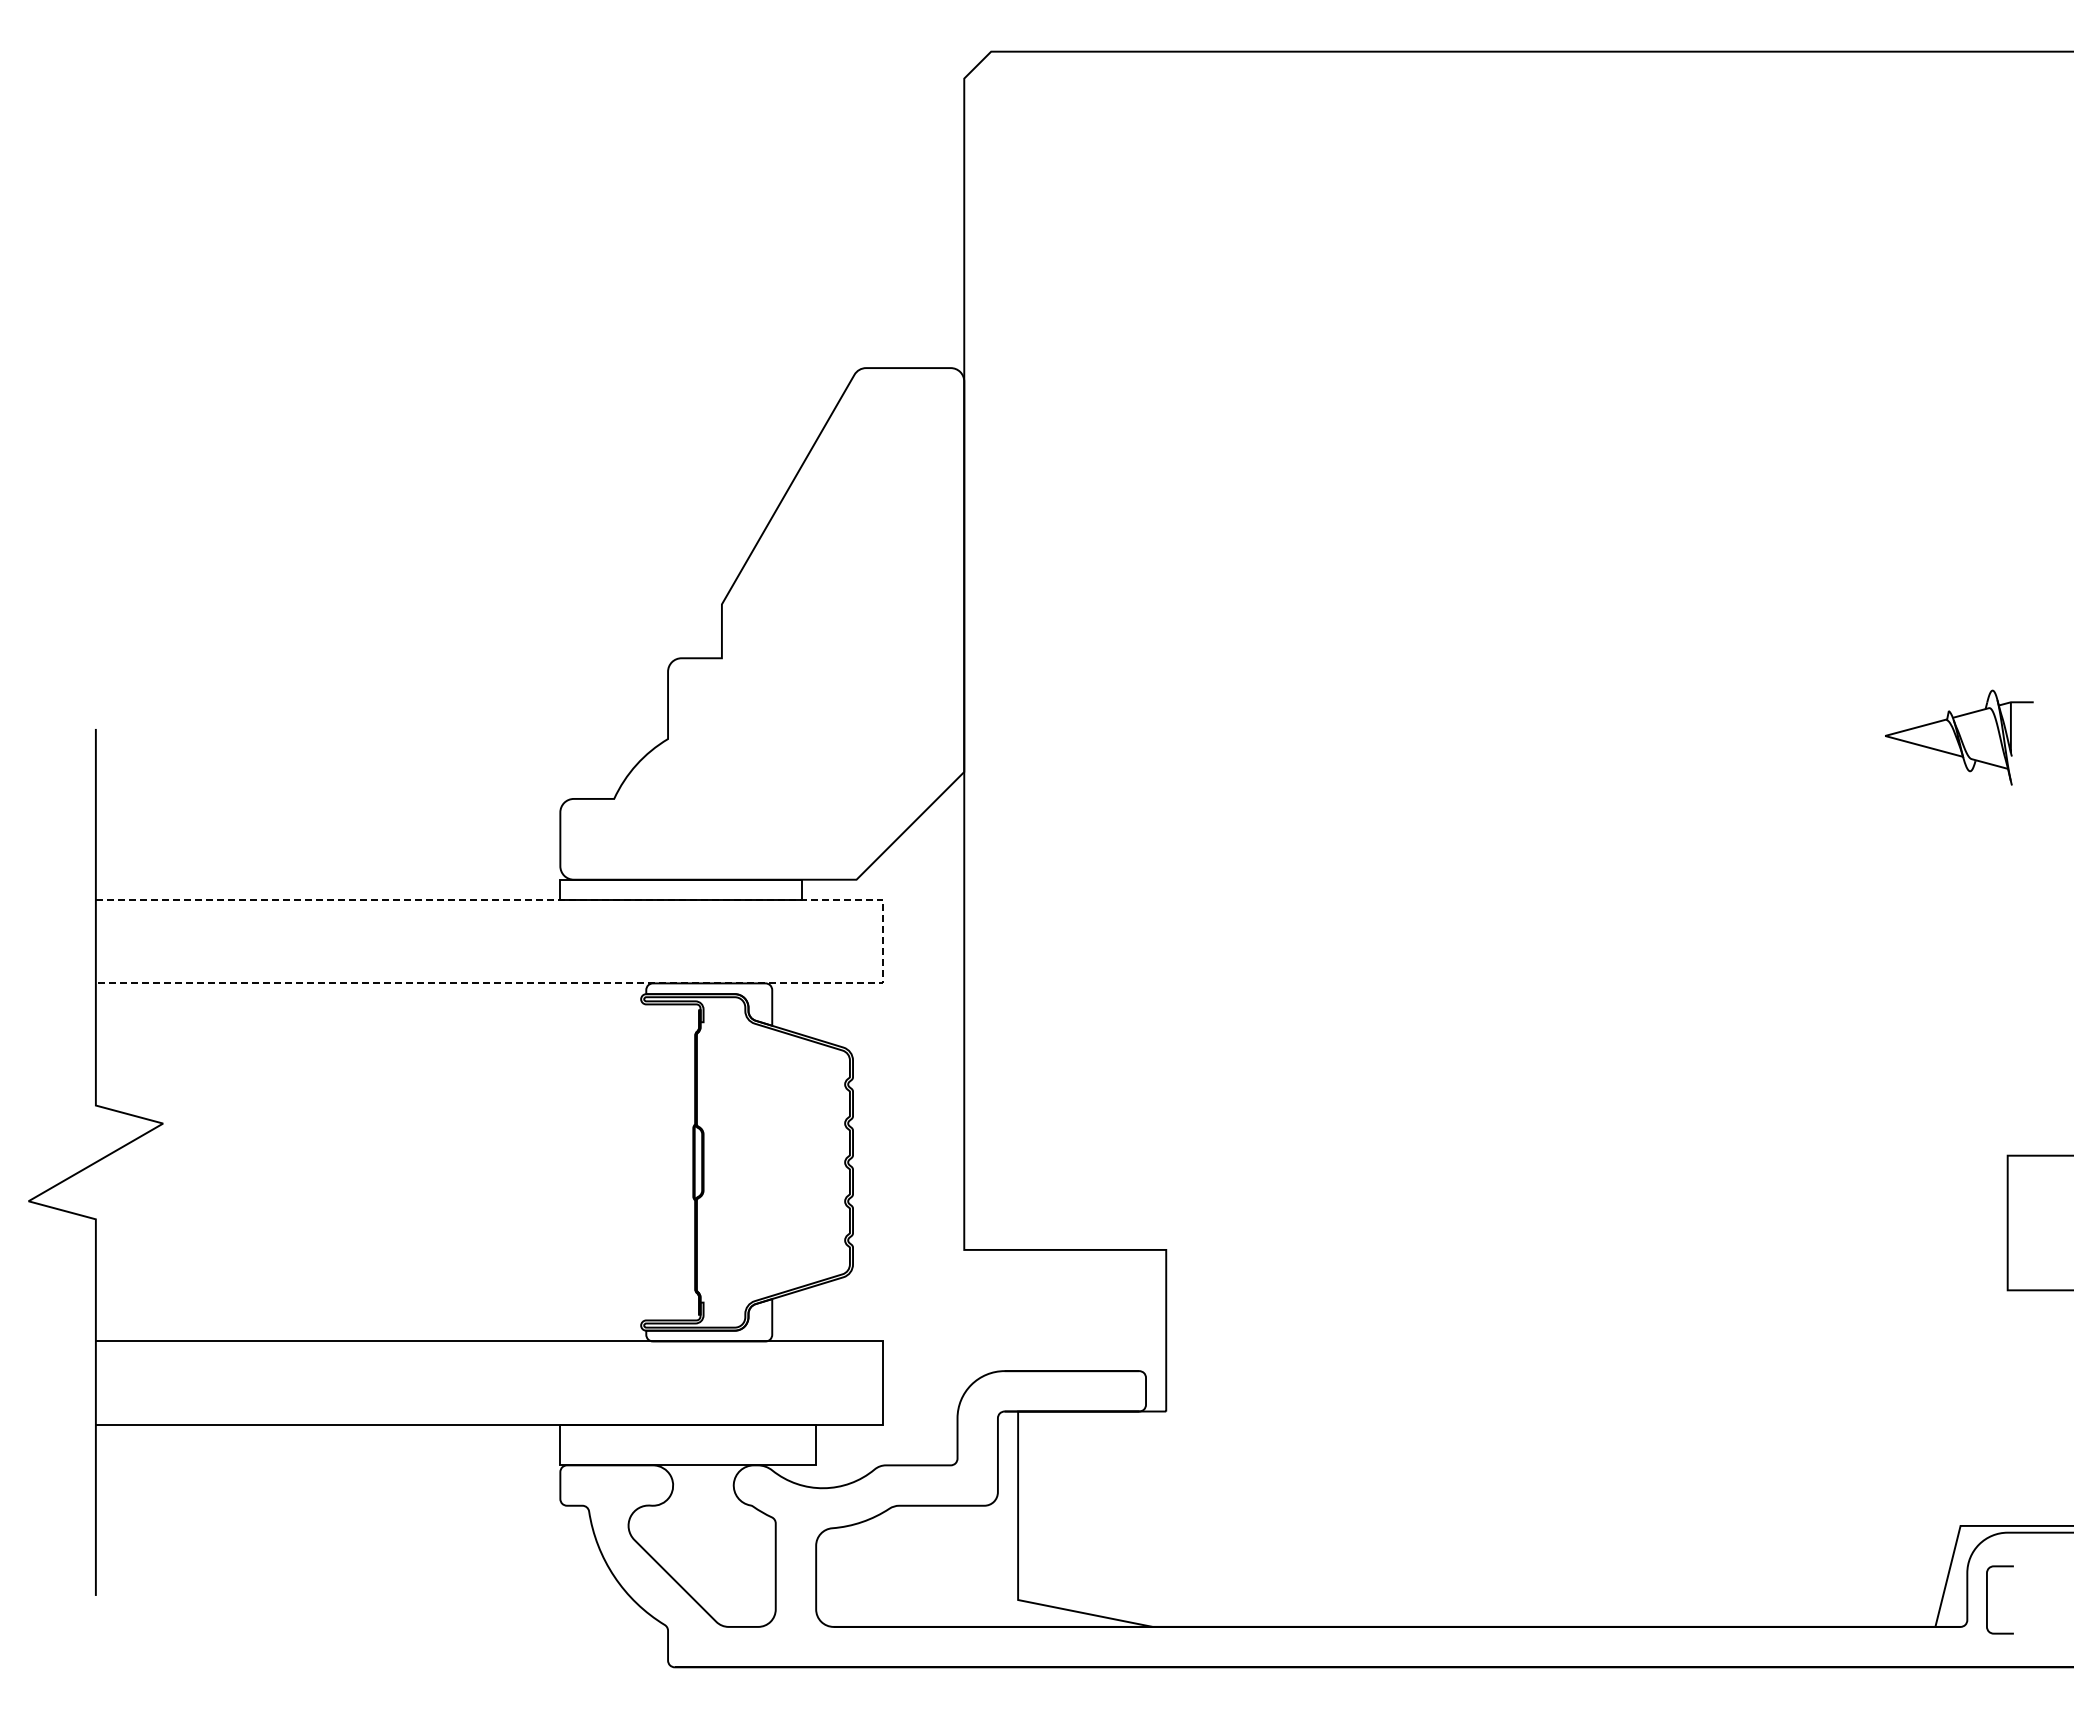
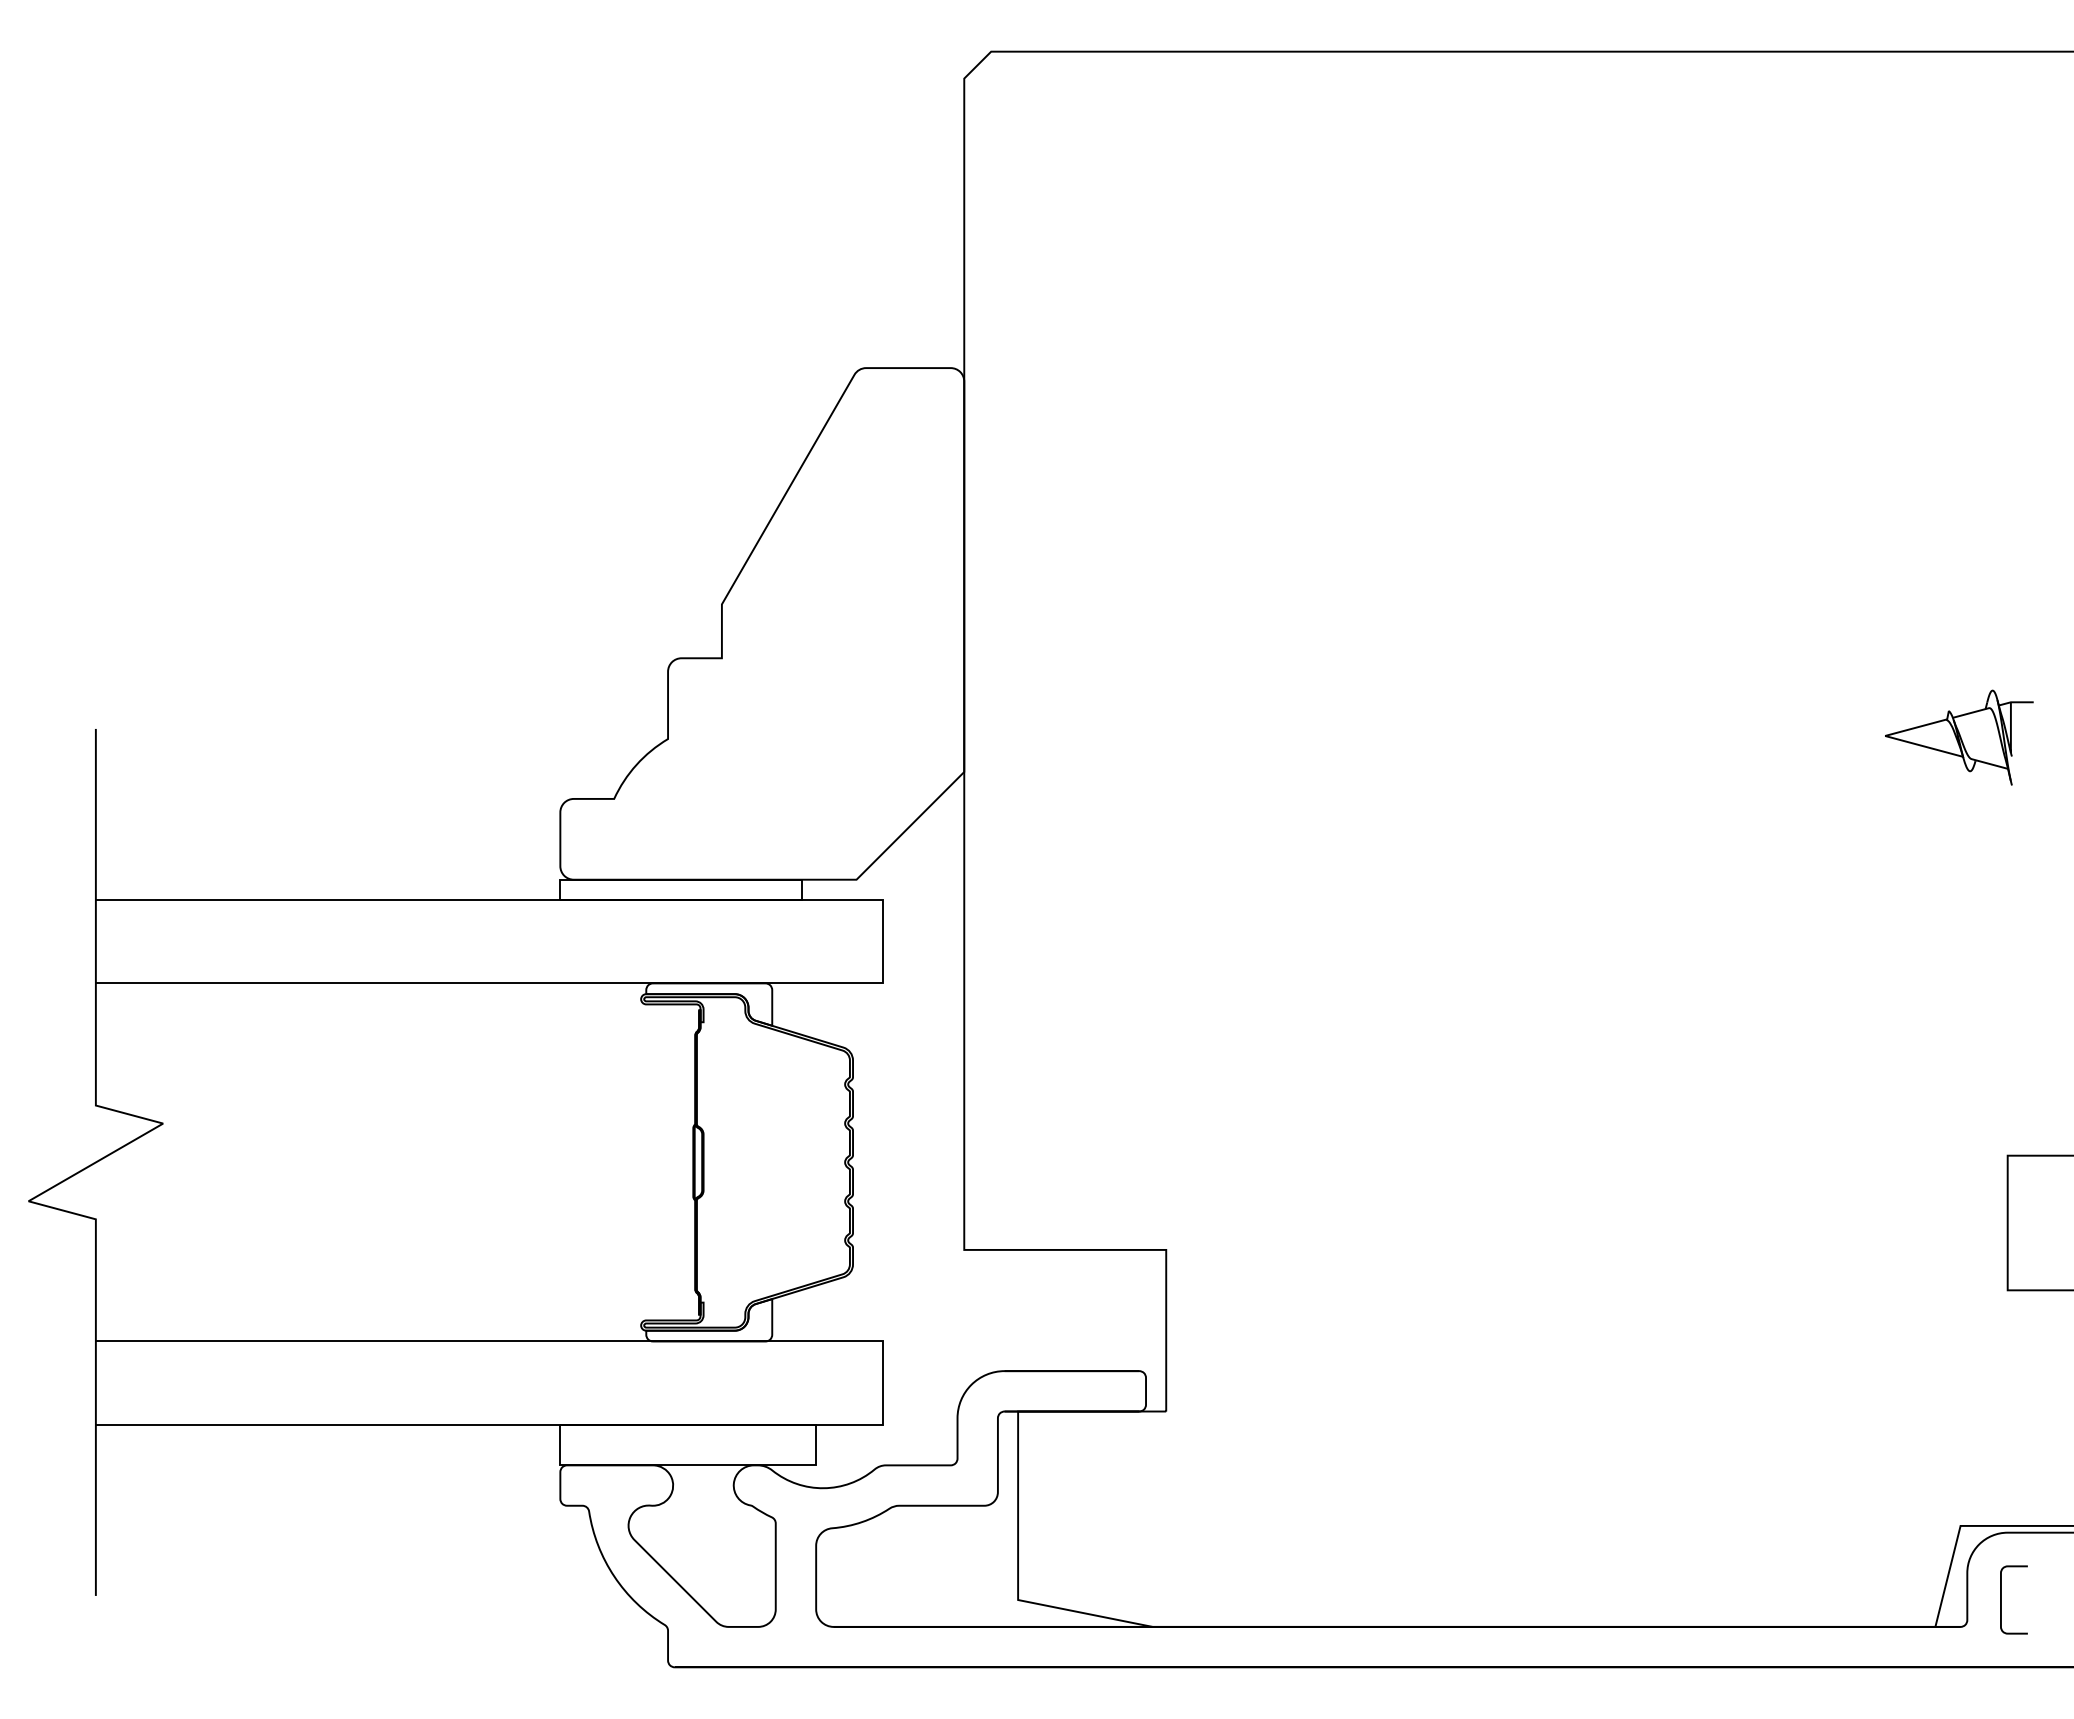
line: dashed -> solid (883, 941)
curve position: (1987, 1599) -> (2001, 1599) (2001, 1599)
